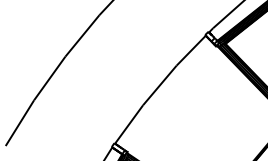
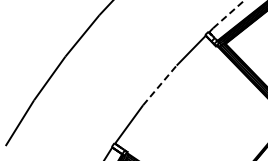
line: solid -> dashed (229, 13)
line: solid -> dashed (160, 85)
